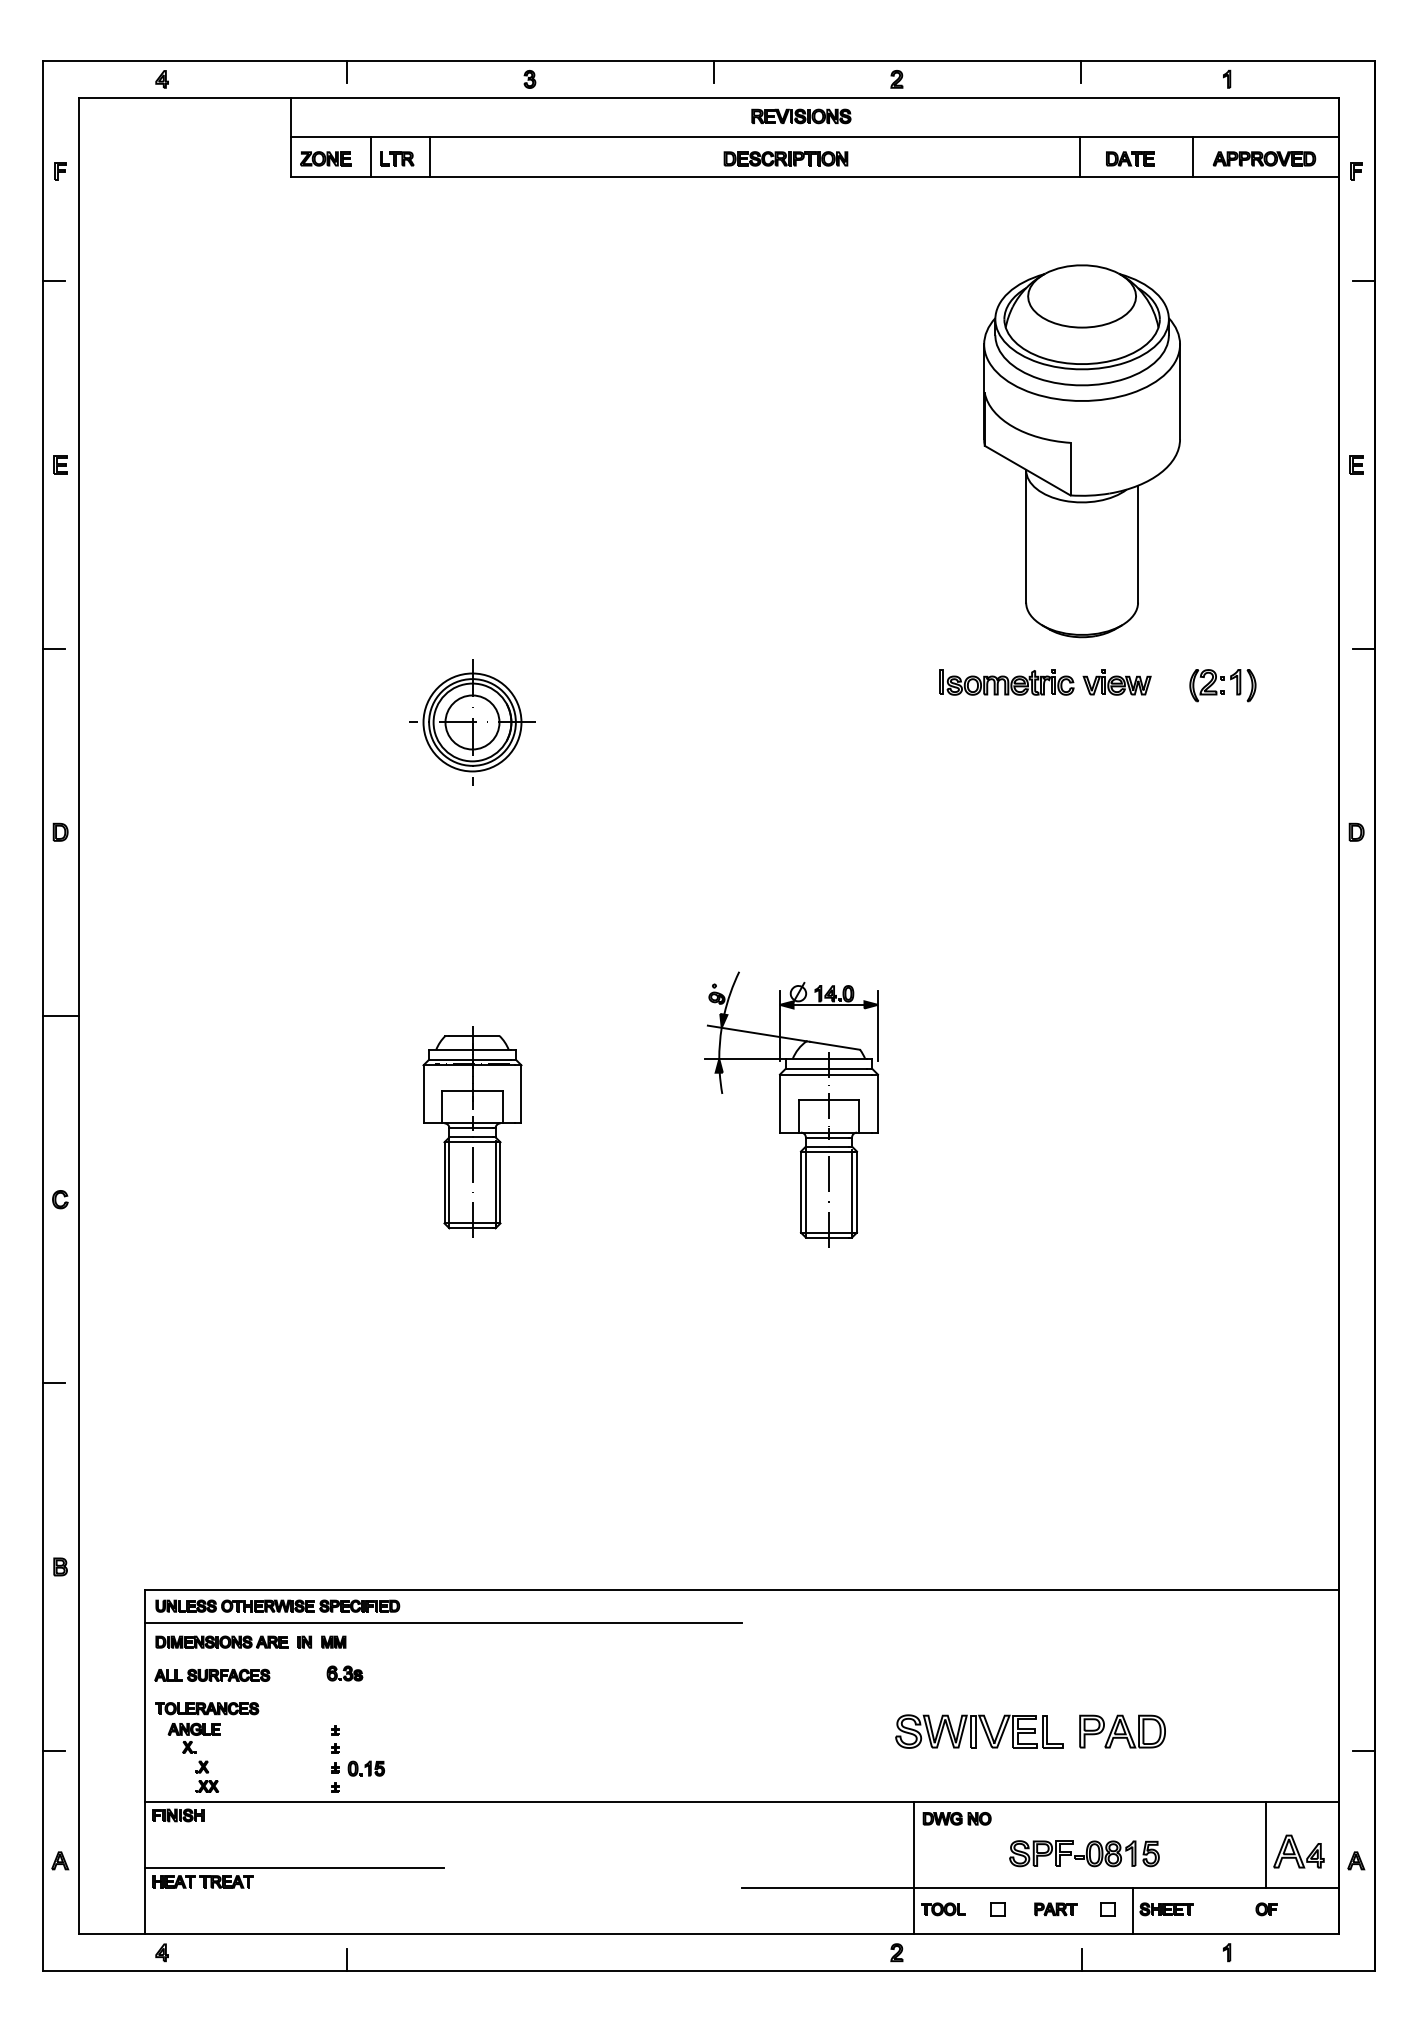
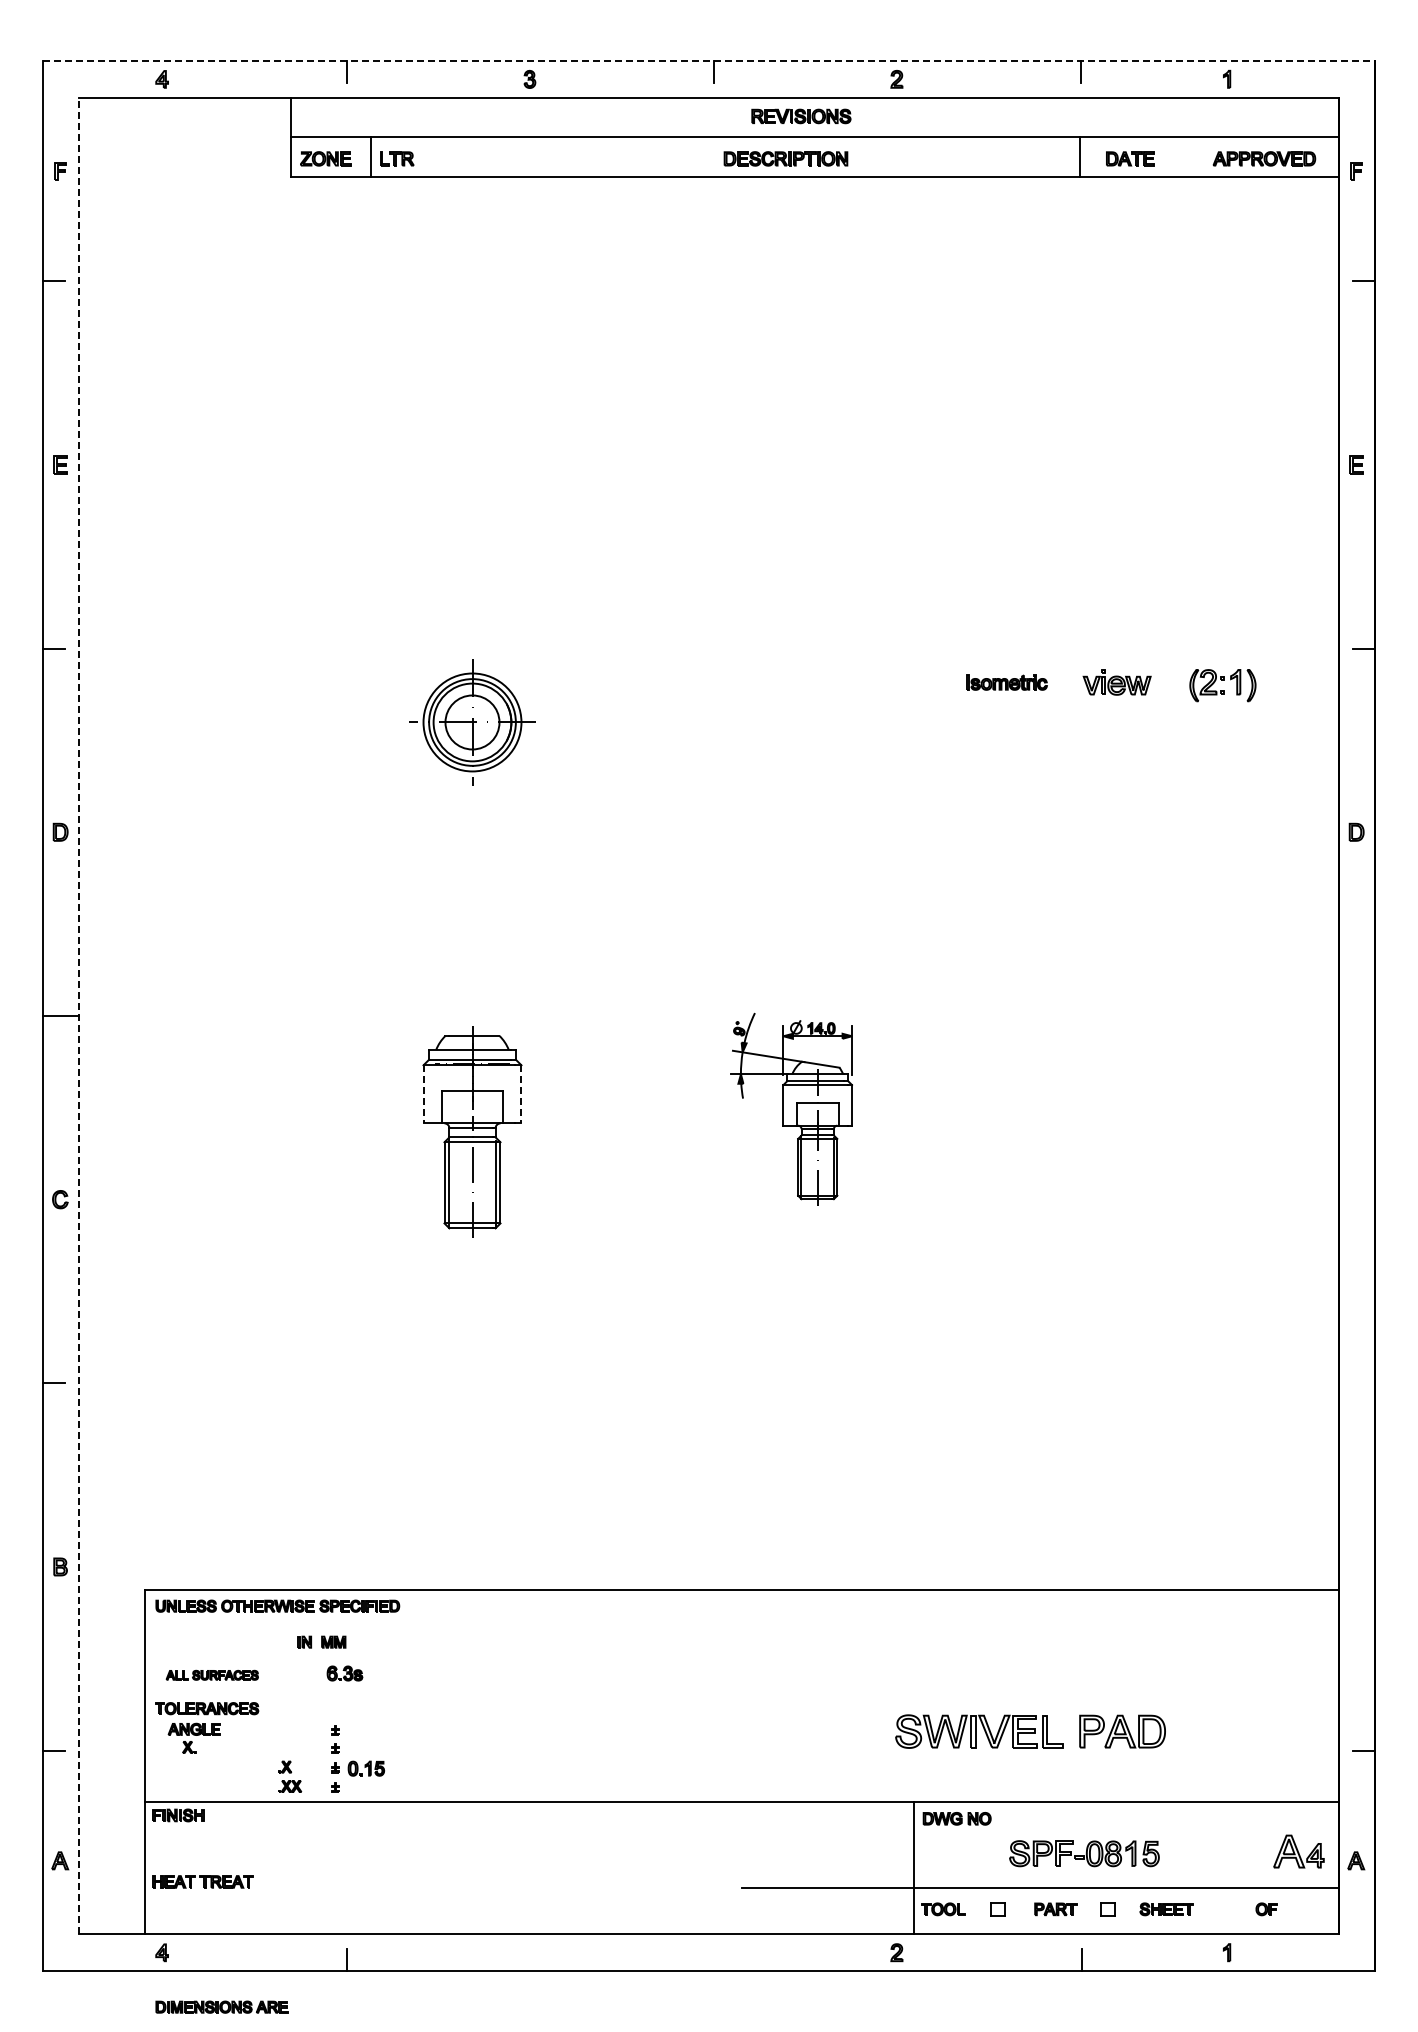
line: solid -> dashed (709, 60)
line: present -> none (430, 157)
line: present -> none (1192, 157)
part: present -> none (1081, 451)
part size: 136x27 px -> 82x17 px (1006, 682)
line: solid -> dashed (79, 1015)
line: solid -> dashed (423, 1094)
line: solid -> dashed (521, 1094)
part size: 175x277 px -> 123x194 px (791, 1108)
line: present -> none (443, 1622)
part position: (221, 1641) -> (221, 2006) (221, 2006)
part size: 117x14 px -> 94x12 px (211, 1674)
part position: (207, 1776) -> (290, 1776) (290, 1776)
line: present -> none (1265, 1844)
line: present -> none (294, 1868)
line: present -> none (1133, 1910)
